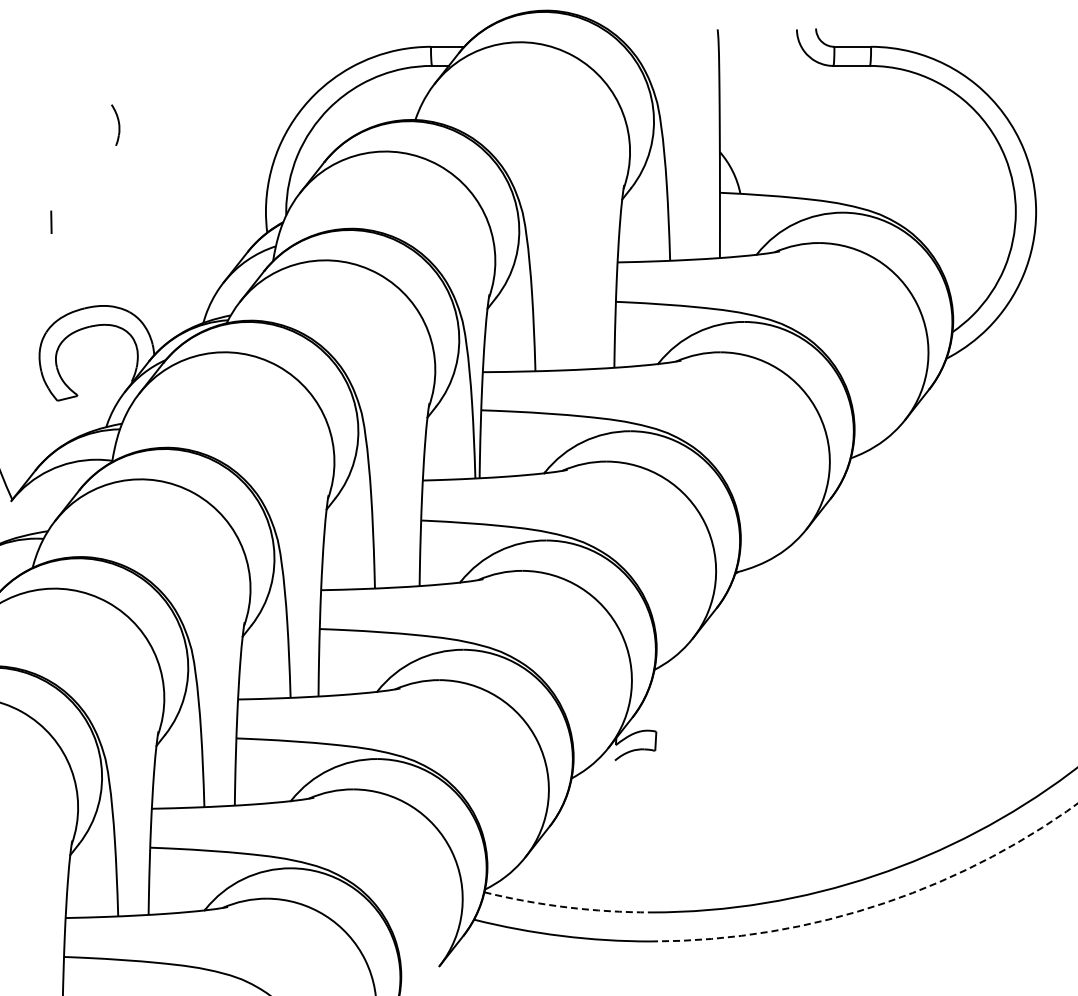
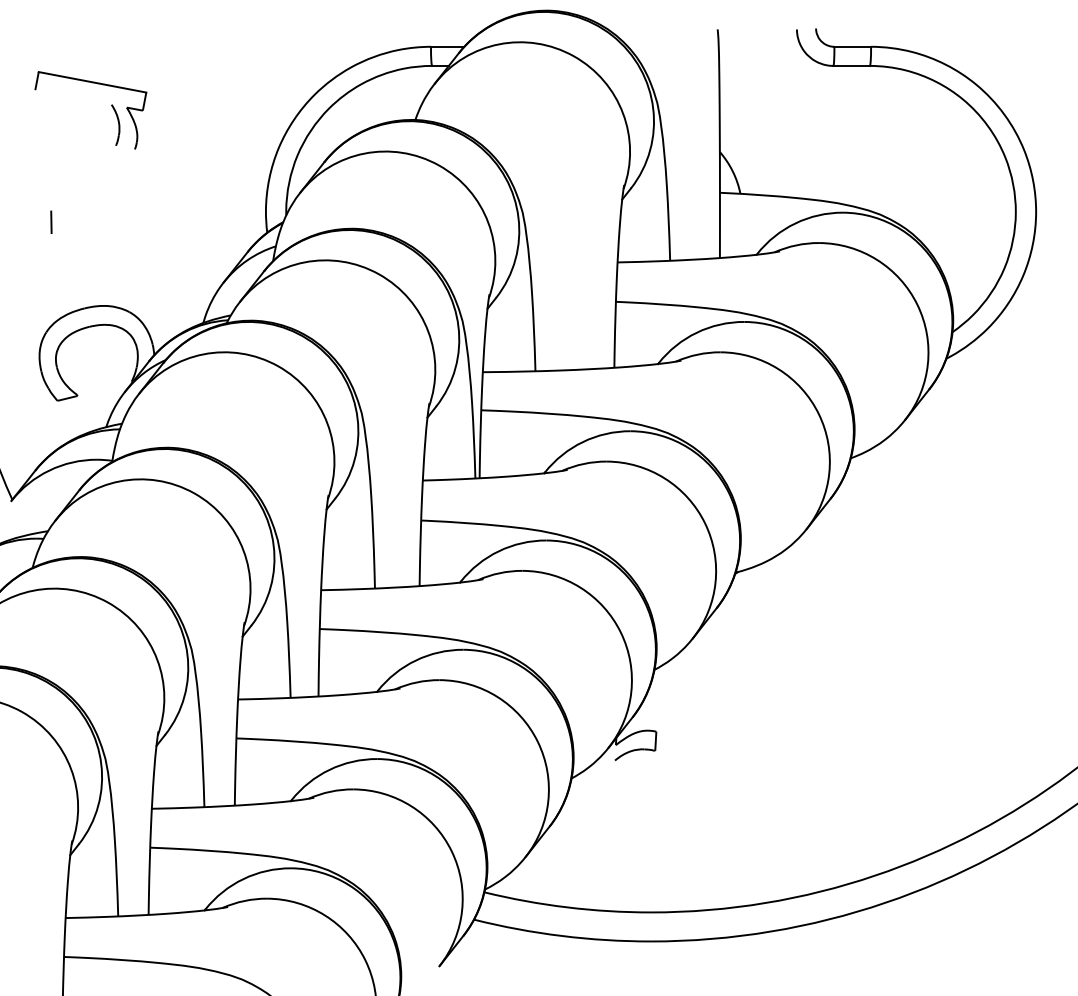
part: none -> present (97, 84)
arc: dashed -> solid (875, 905)
arc: dashed -> solid (567, 907)
